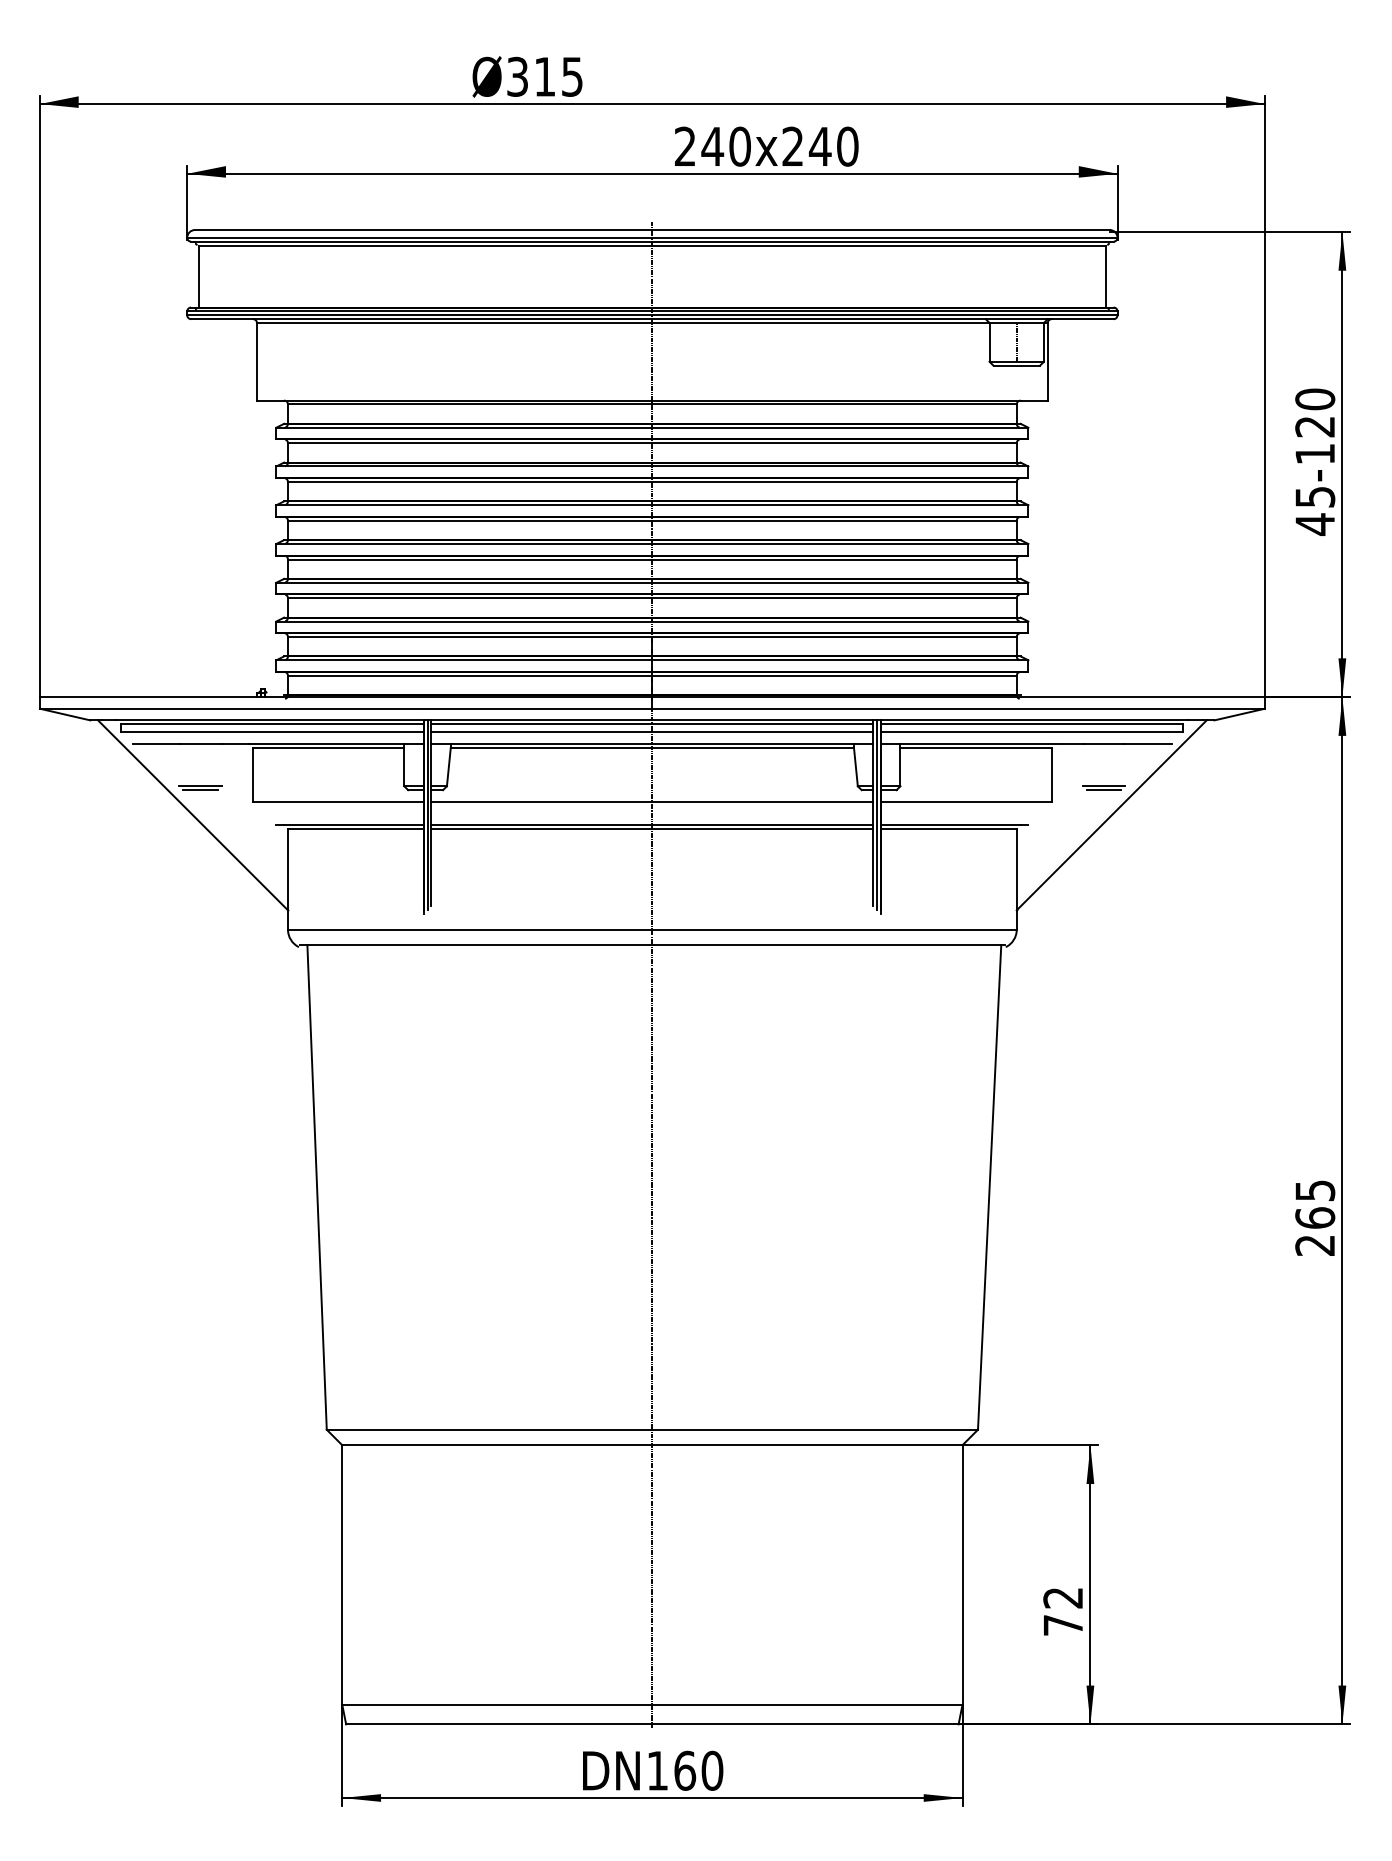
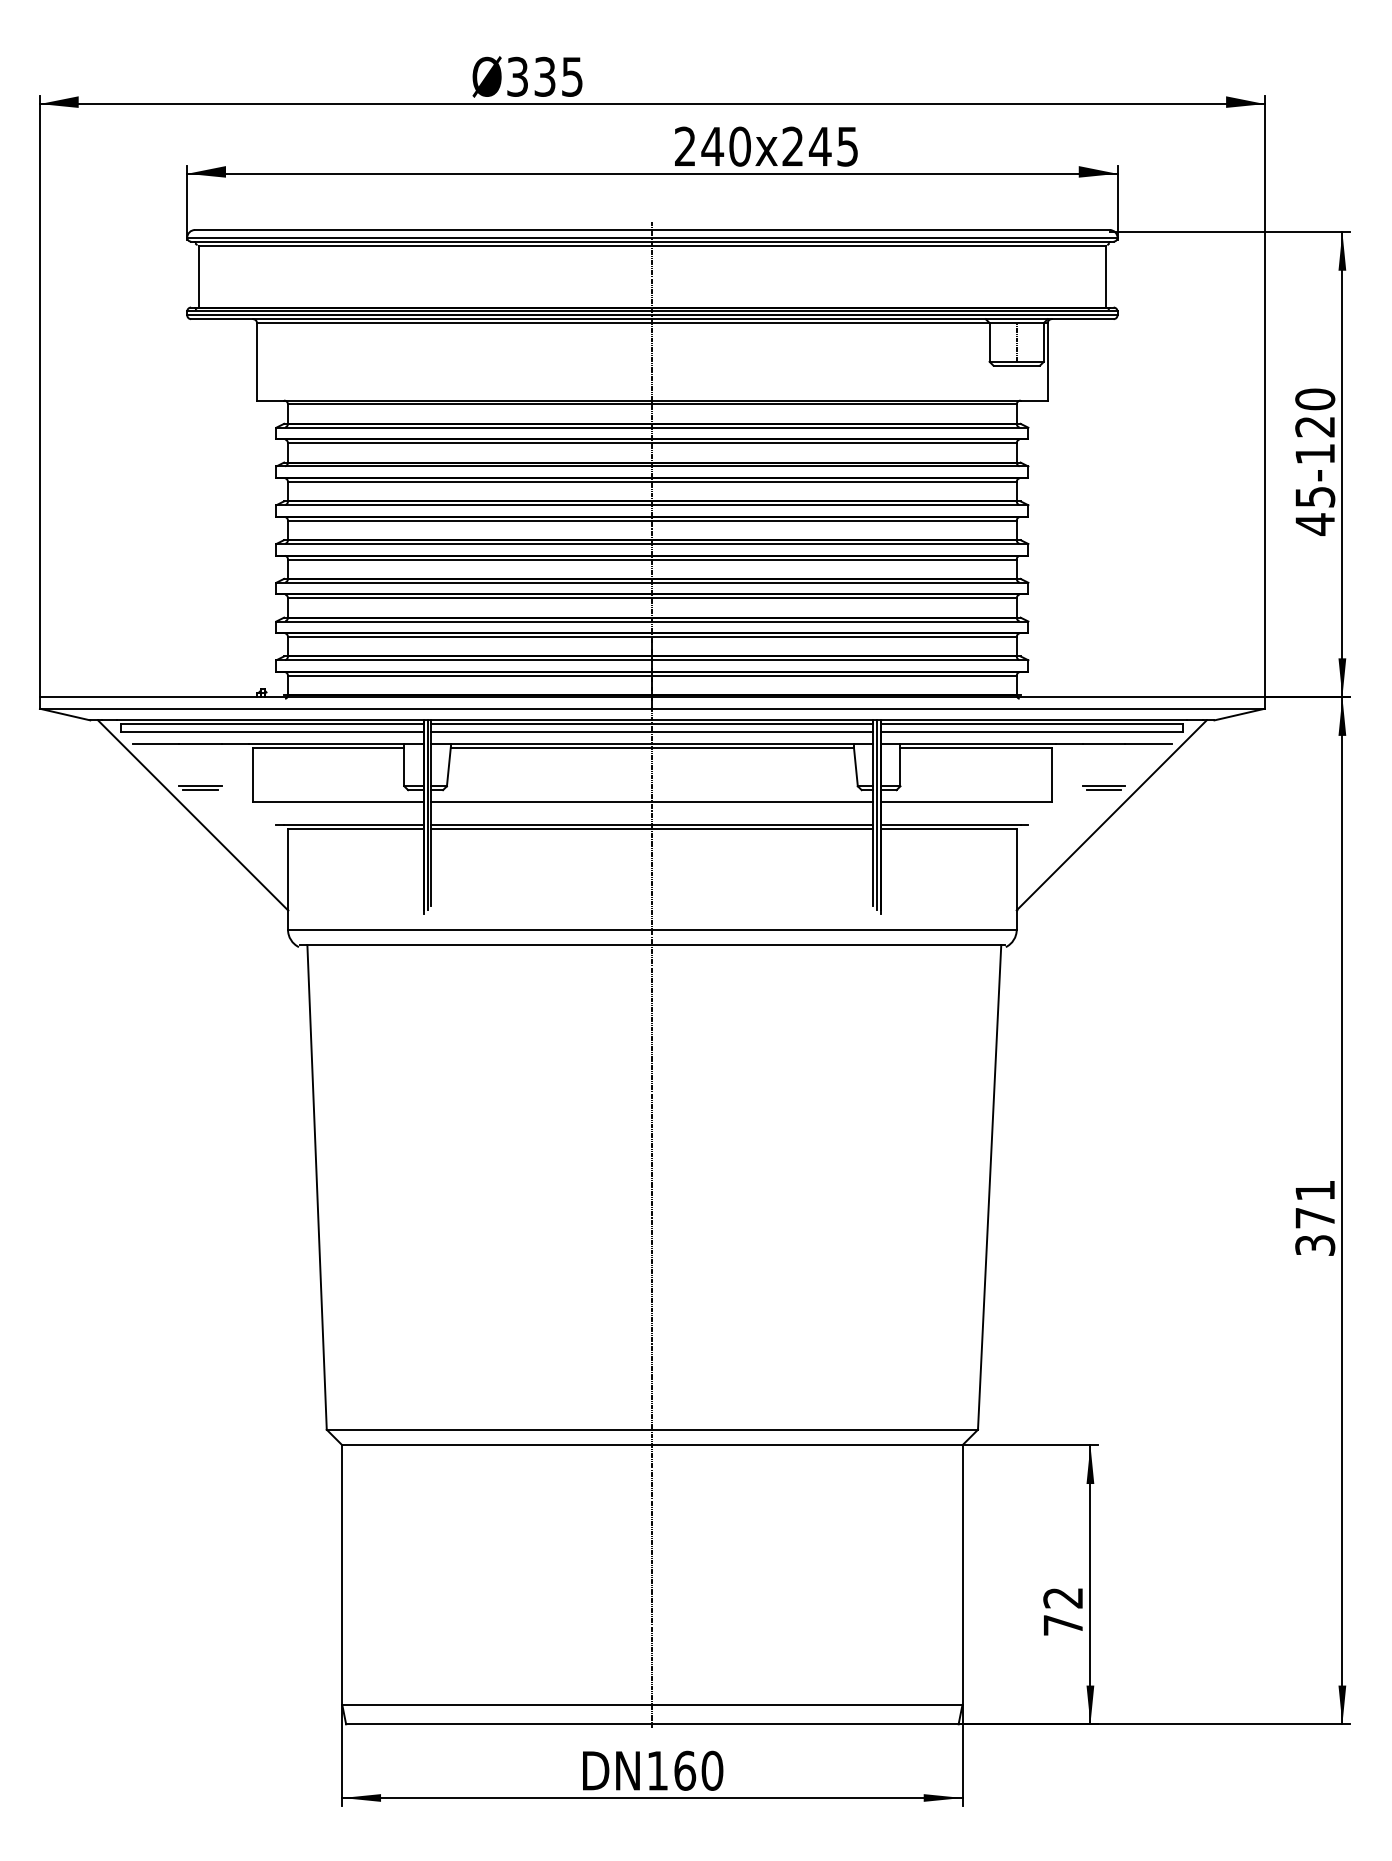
text: 315 -> 335 (544, 76)
text: x240 -> x245 (847, 146)
text: 265 -> 371 (1315, 1217)
